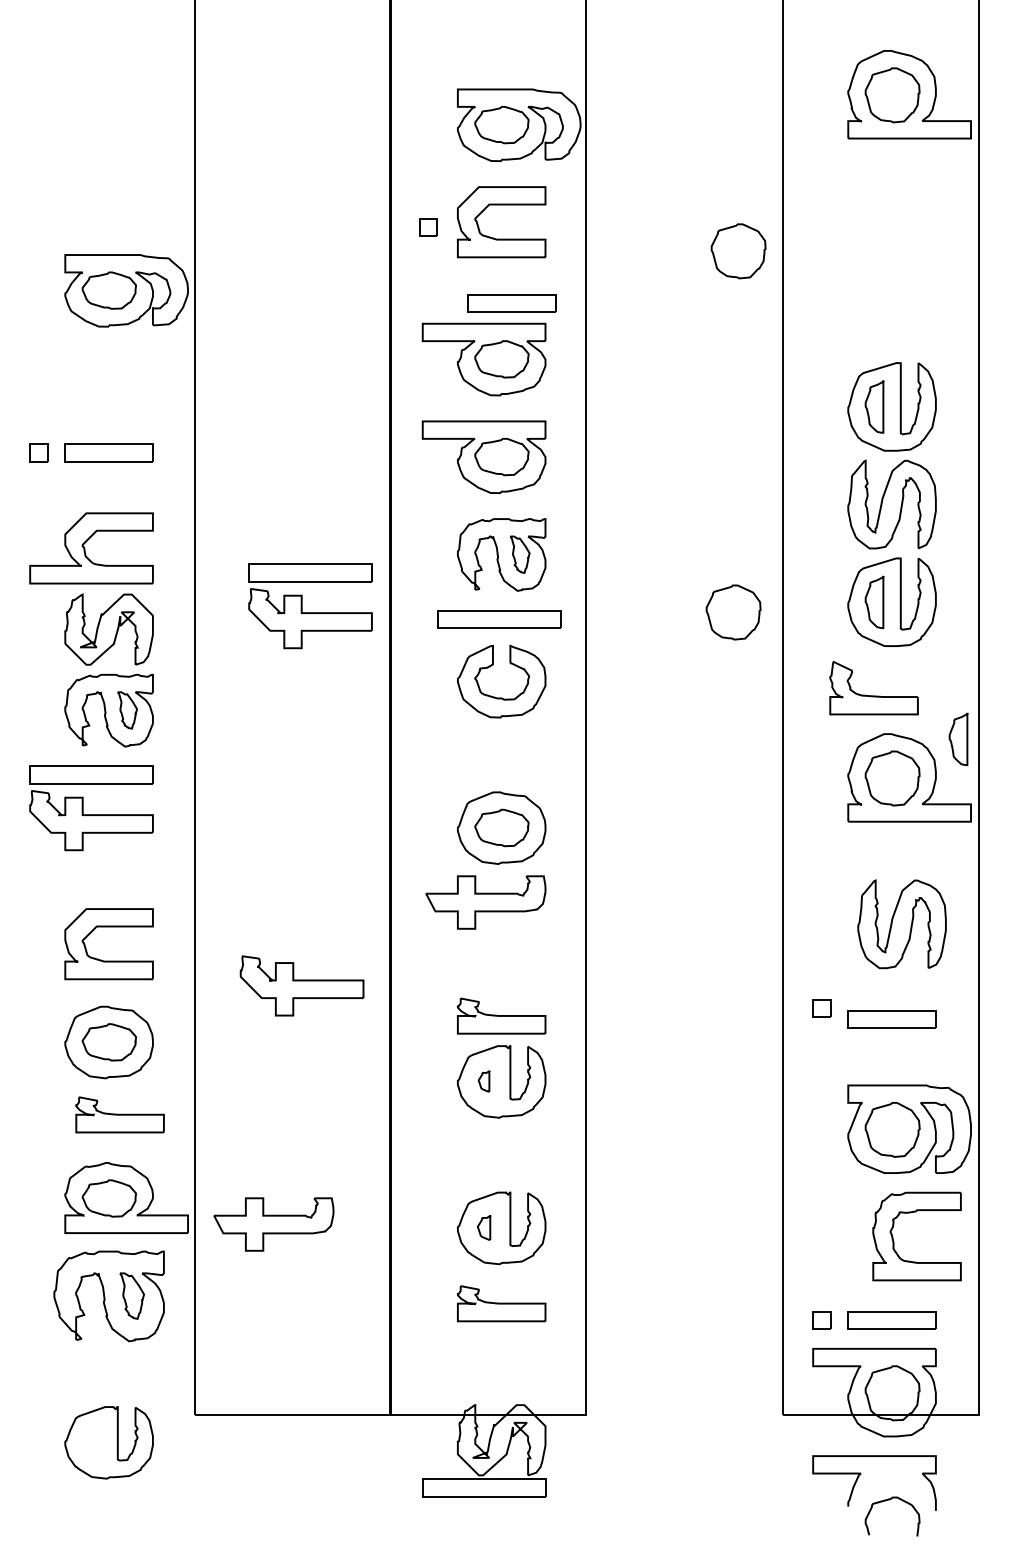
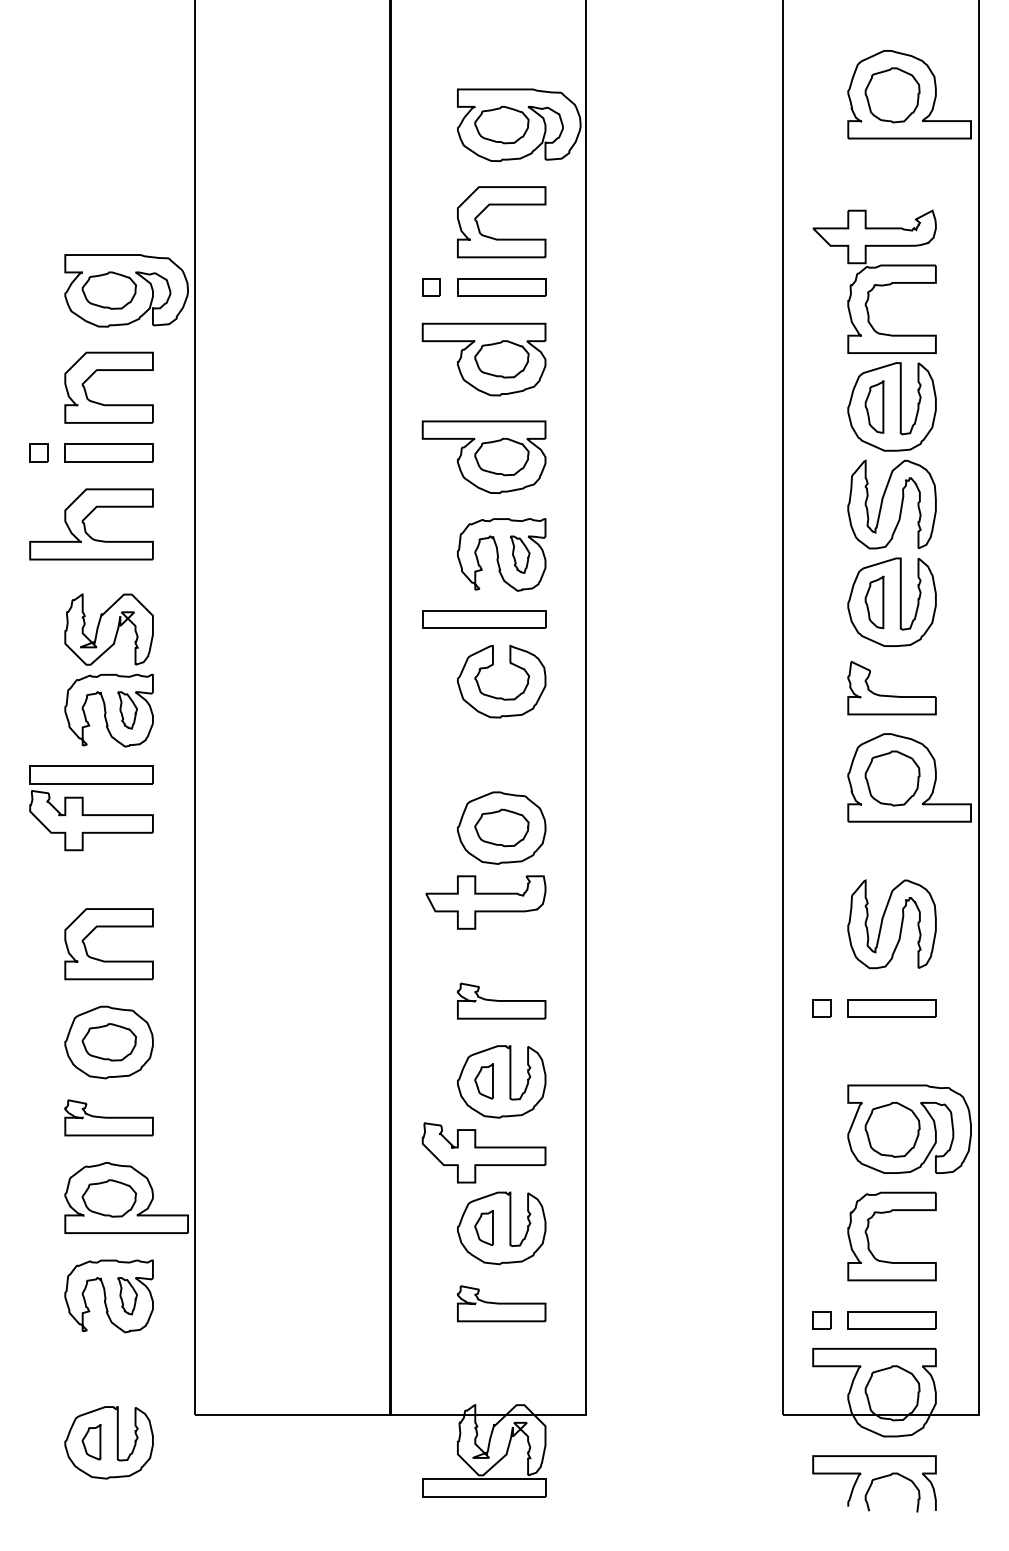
part position: (428, 227) -> (431, 287) (431, 287)
part: present -> none (738, 251)
part: none -> present (874, 281)
part position: (511, 303) -> (501, 287) (501, 287)
part: none -> present (108, 370)
part position: (91, 548) -> (91, 524) (91, 524)
part: present -> none (310, 606)
part: present -> none (733, 612)
part position: (499, 619) -> (484, 619) (484, 619)
part position: (873, 695) -> (891, 695) (891, 695)
part: present -> none (958, 738)
part position: (901, 924) -> (891, 924) (891, 924)
part position: (301, 985) -> (483, 1152) (483, 1152)
part position: (501, 1015) -> (501, 1000) (501, 1000)
part position: (891, 1019) -> (891, 1008) (891, 1008)
part size: 14x23 px -> 20x37 px (483, 1081)
part position: (119, 1114) -> (108, 1117) (108, 1117)
part: present -> none (273, 1224)
part size: 15x26 px -> 20x36 px (483, 1227)
part position: (894, 1241) -> (869, 1241) (869, 1241)
part size: 112x93 px -> 90x75 px (108, 1296)
part: none -> present (91, 1442)
curve position: (886, 1501) -> (886, 1477) (886, 1477)
